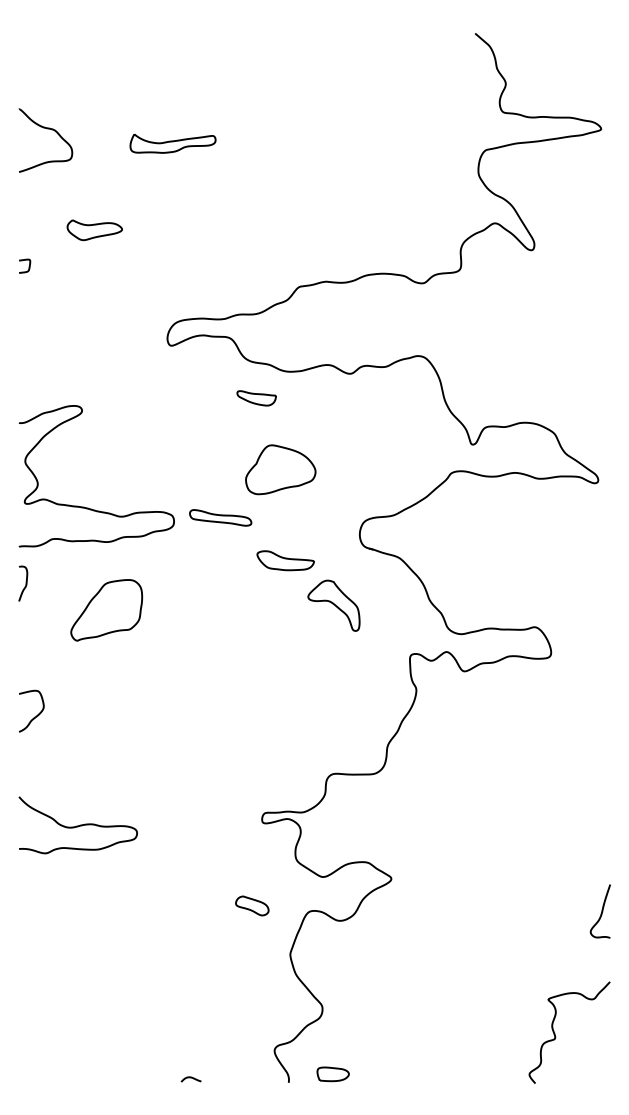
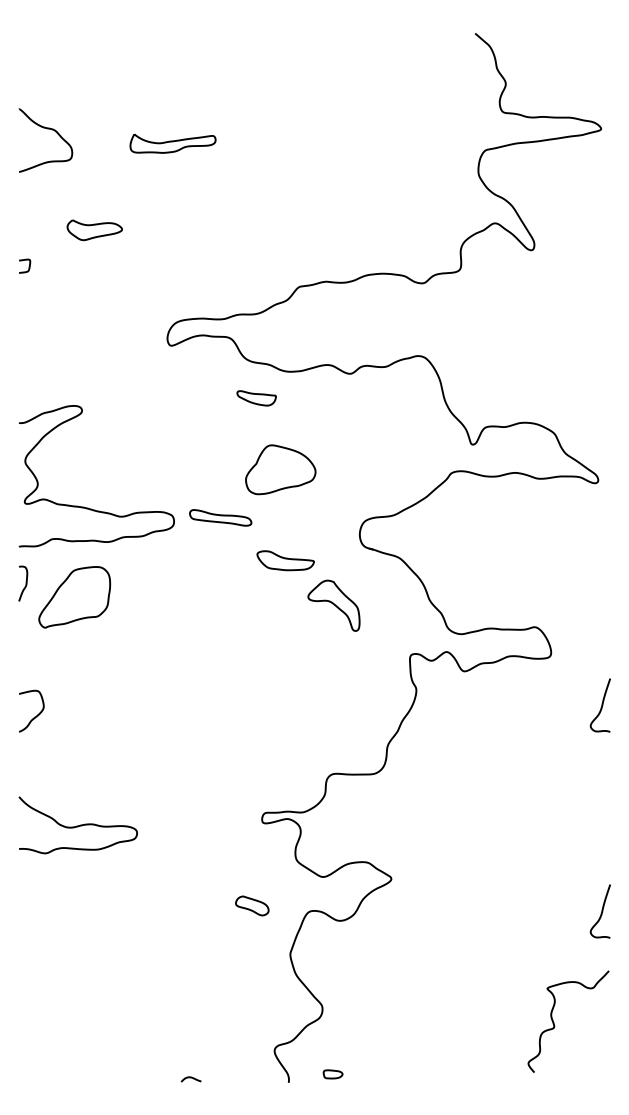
part position: (106, 610) -> (74, 597) (74, 597)
curve: none -> present (601, 705)
curve position: (556, 1036) -> (555, 1025) (555, 1025)
part size: 34x17 px -> 22x11 px (332, 1074)
